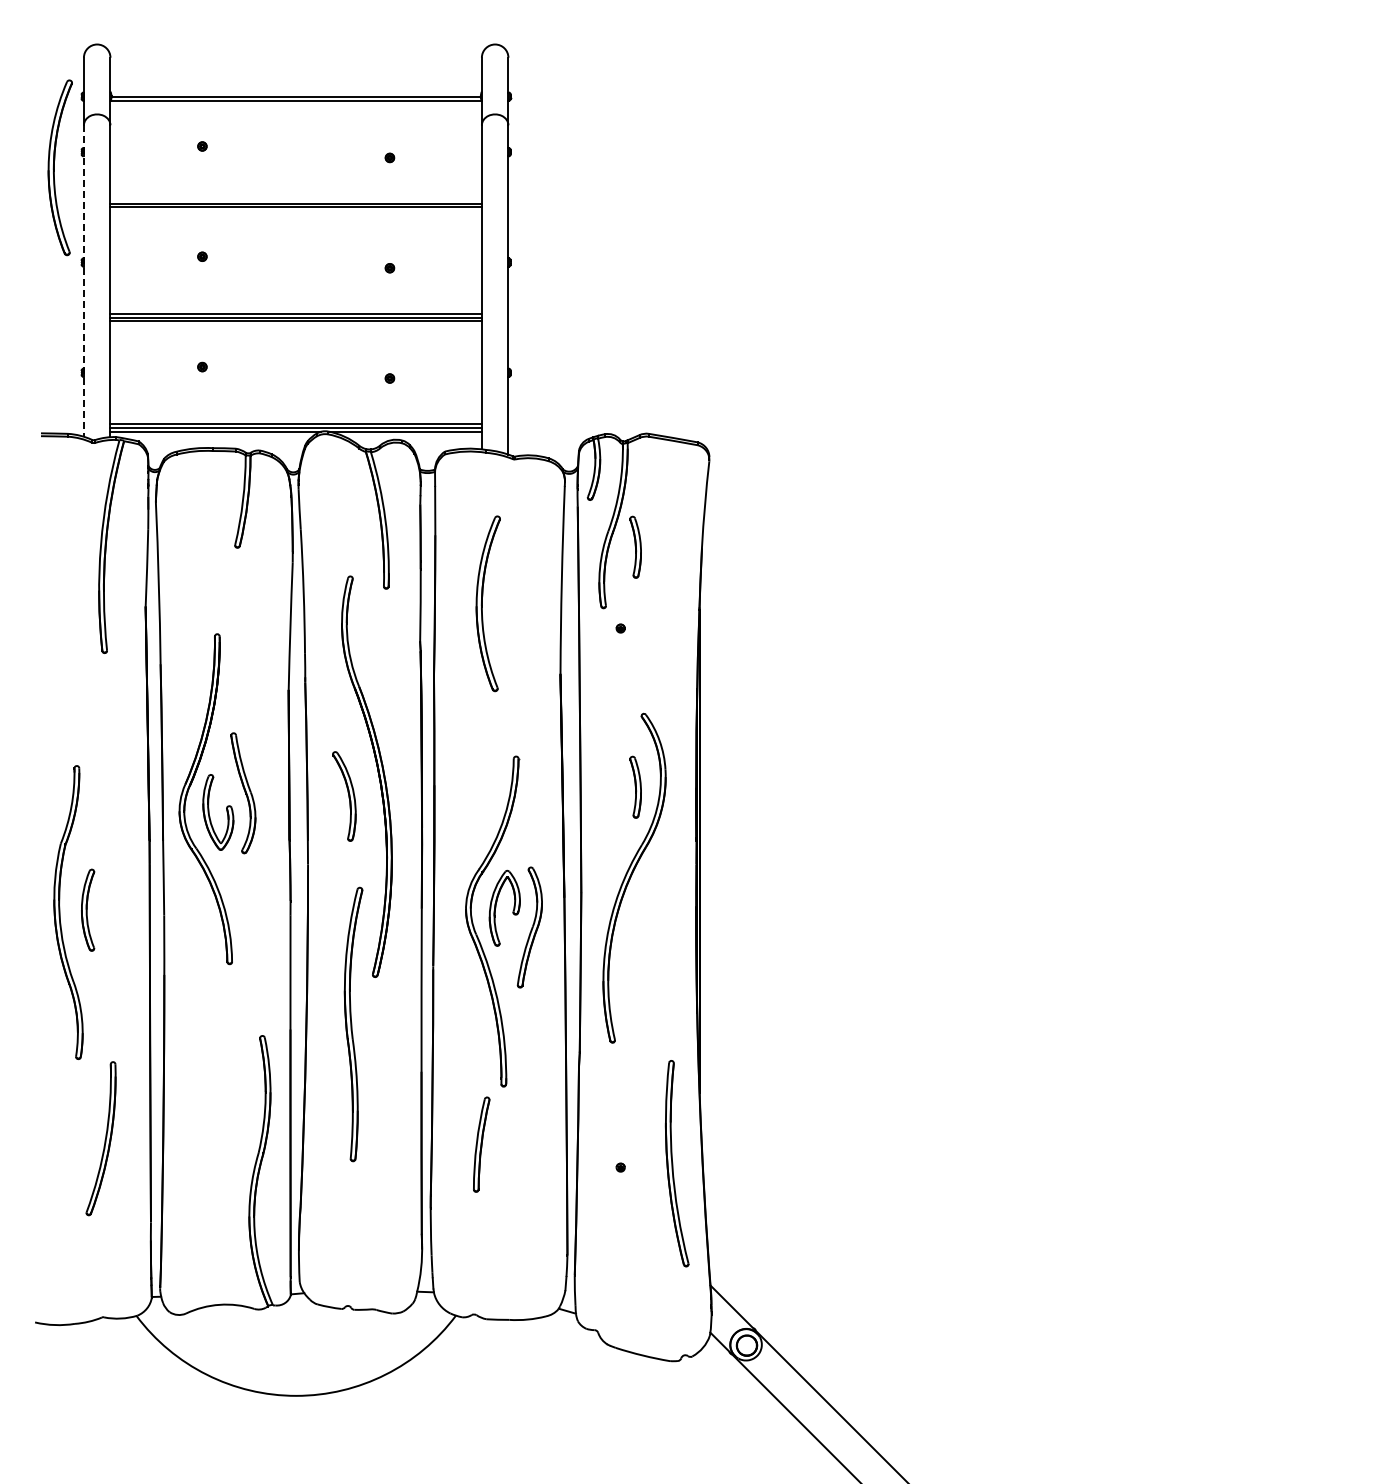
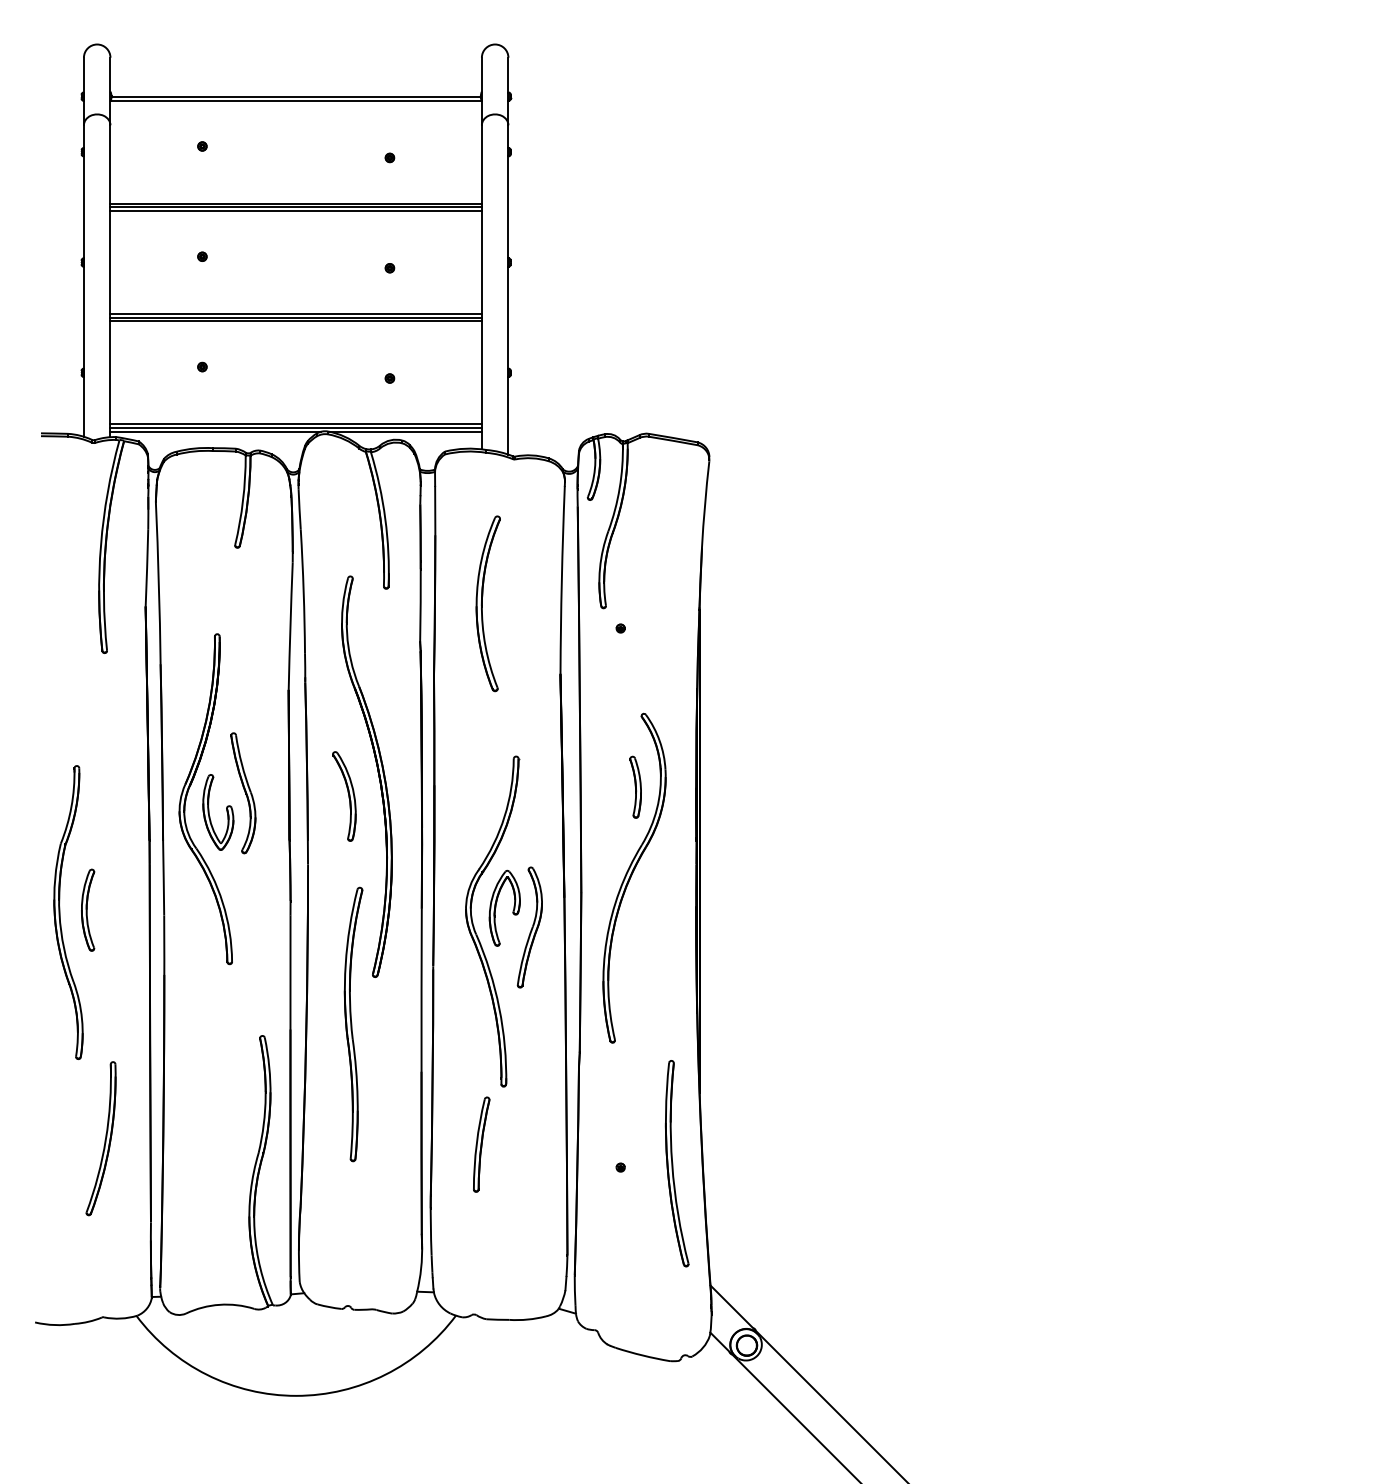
part: present -> none (59, 167)
line: none -> present (295, 211)
line: dashed -> solid (83, 281)
part: present -> none (635, 546)
